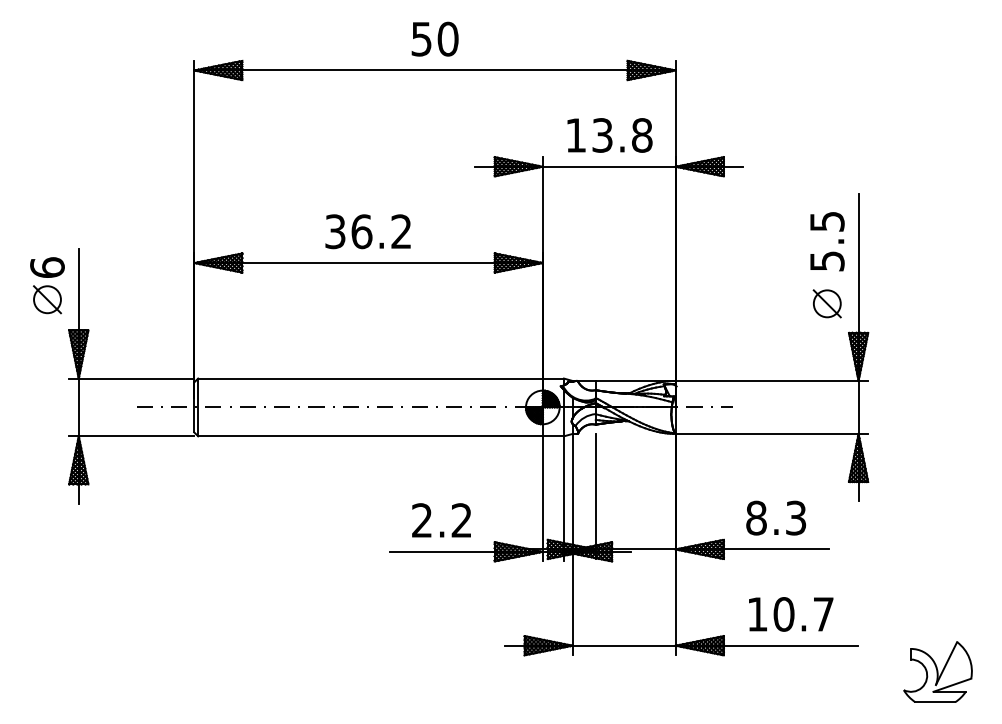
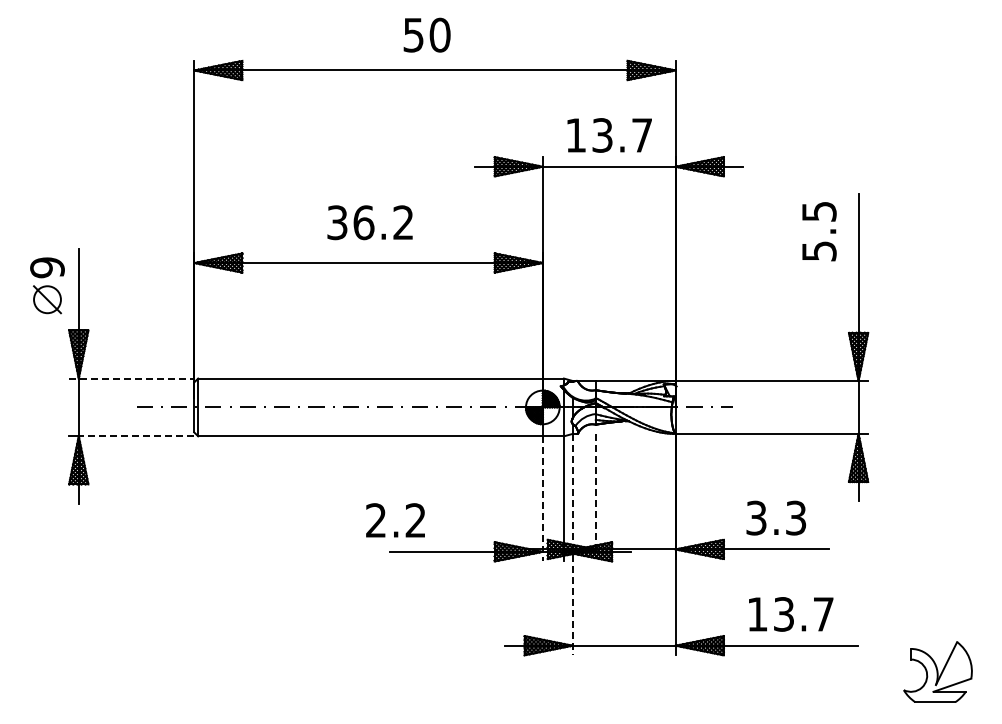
text position: (434, 38) -> (426, 34) (426, 34)
text: 13.8 -> 13.7 (642, 135)
text position: (367, 231) -> (369, 222) (369, 222)
text position: (827, 241) -> (819, 231) (819, 231)
text: 6 -> 9 (47, 267)
part: present -> none (826, 303)
line: solid -> dashed (131, 378)
line: solid -> dashed (136, 436)
line: solid -> dashed (595, 496)
line: solid -> dashed (542, 498)
text: 8.3 -> 3.3 (756, 517)
text position: (441, 520) -> (395, 520) (395, 520)
line: solid -> dashed (572, 544)
text: 10.7 -> 13.7 (783, 614)
